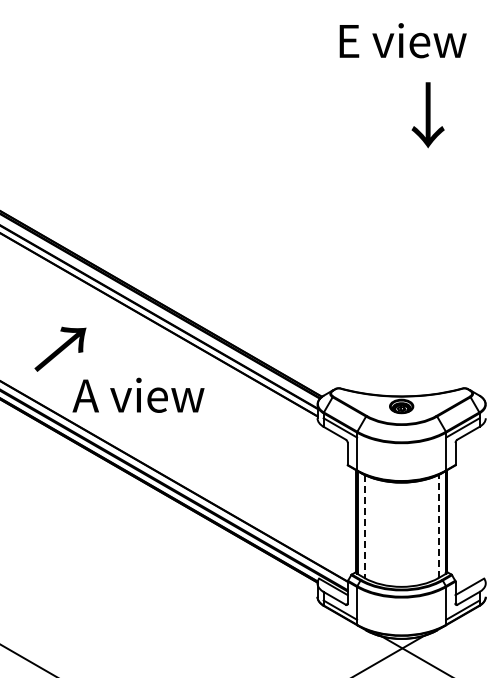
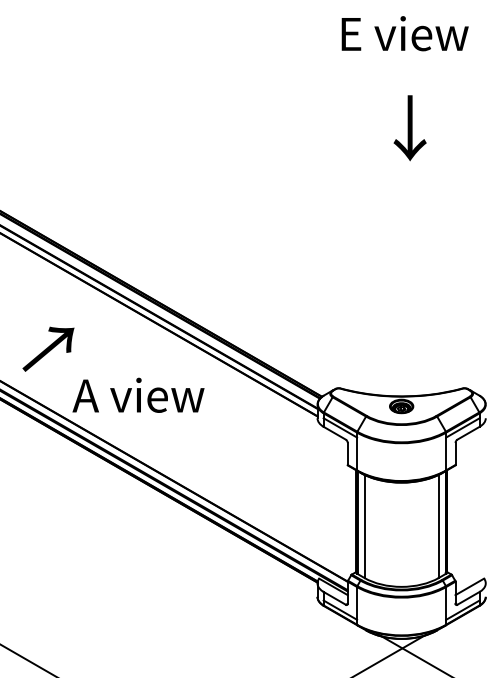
text position: (402, 40) -> (404, 33) (404, 33)
text position: (427, 115) -> (409, 128) (409, 128)
text position: (60, 348) -> (48, 348) (48, 348)
line: dashed -> solid (364, 526)
line: dashed -> solid (438, 526)
